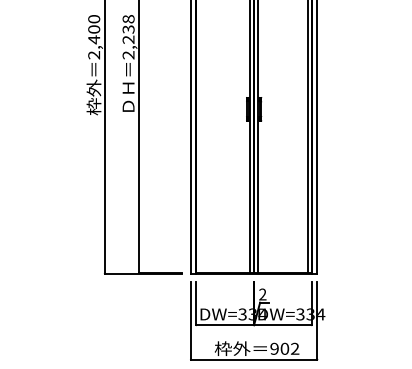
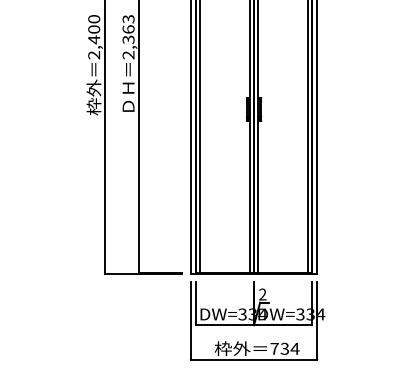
text: 2,238 -> 2,363 (128, 29)
line: none -> present (200, 137)
text: 902 -> 734 (284, 348)
